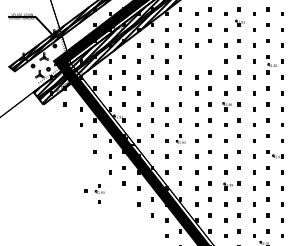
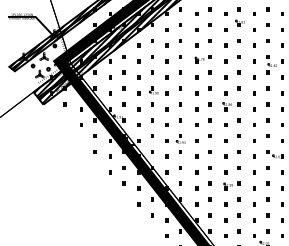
part: none -> present (202, 59)
part: none -> present (158, 90)
part: present -> none (94, 193)
